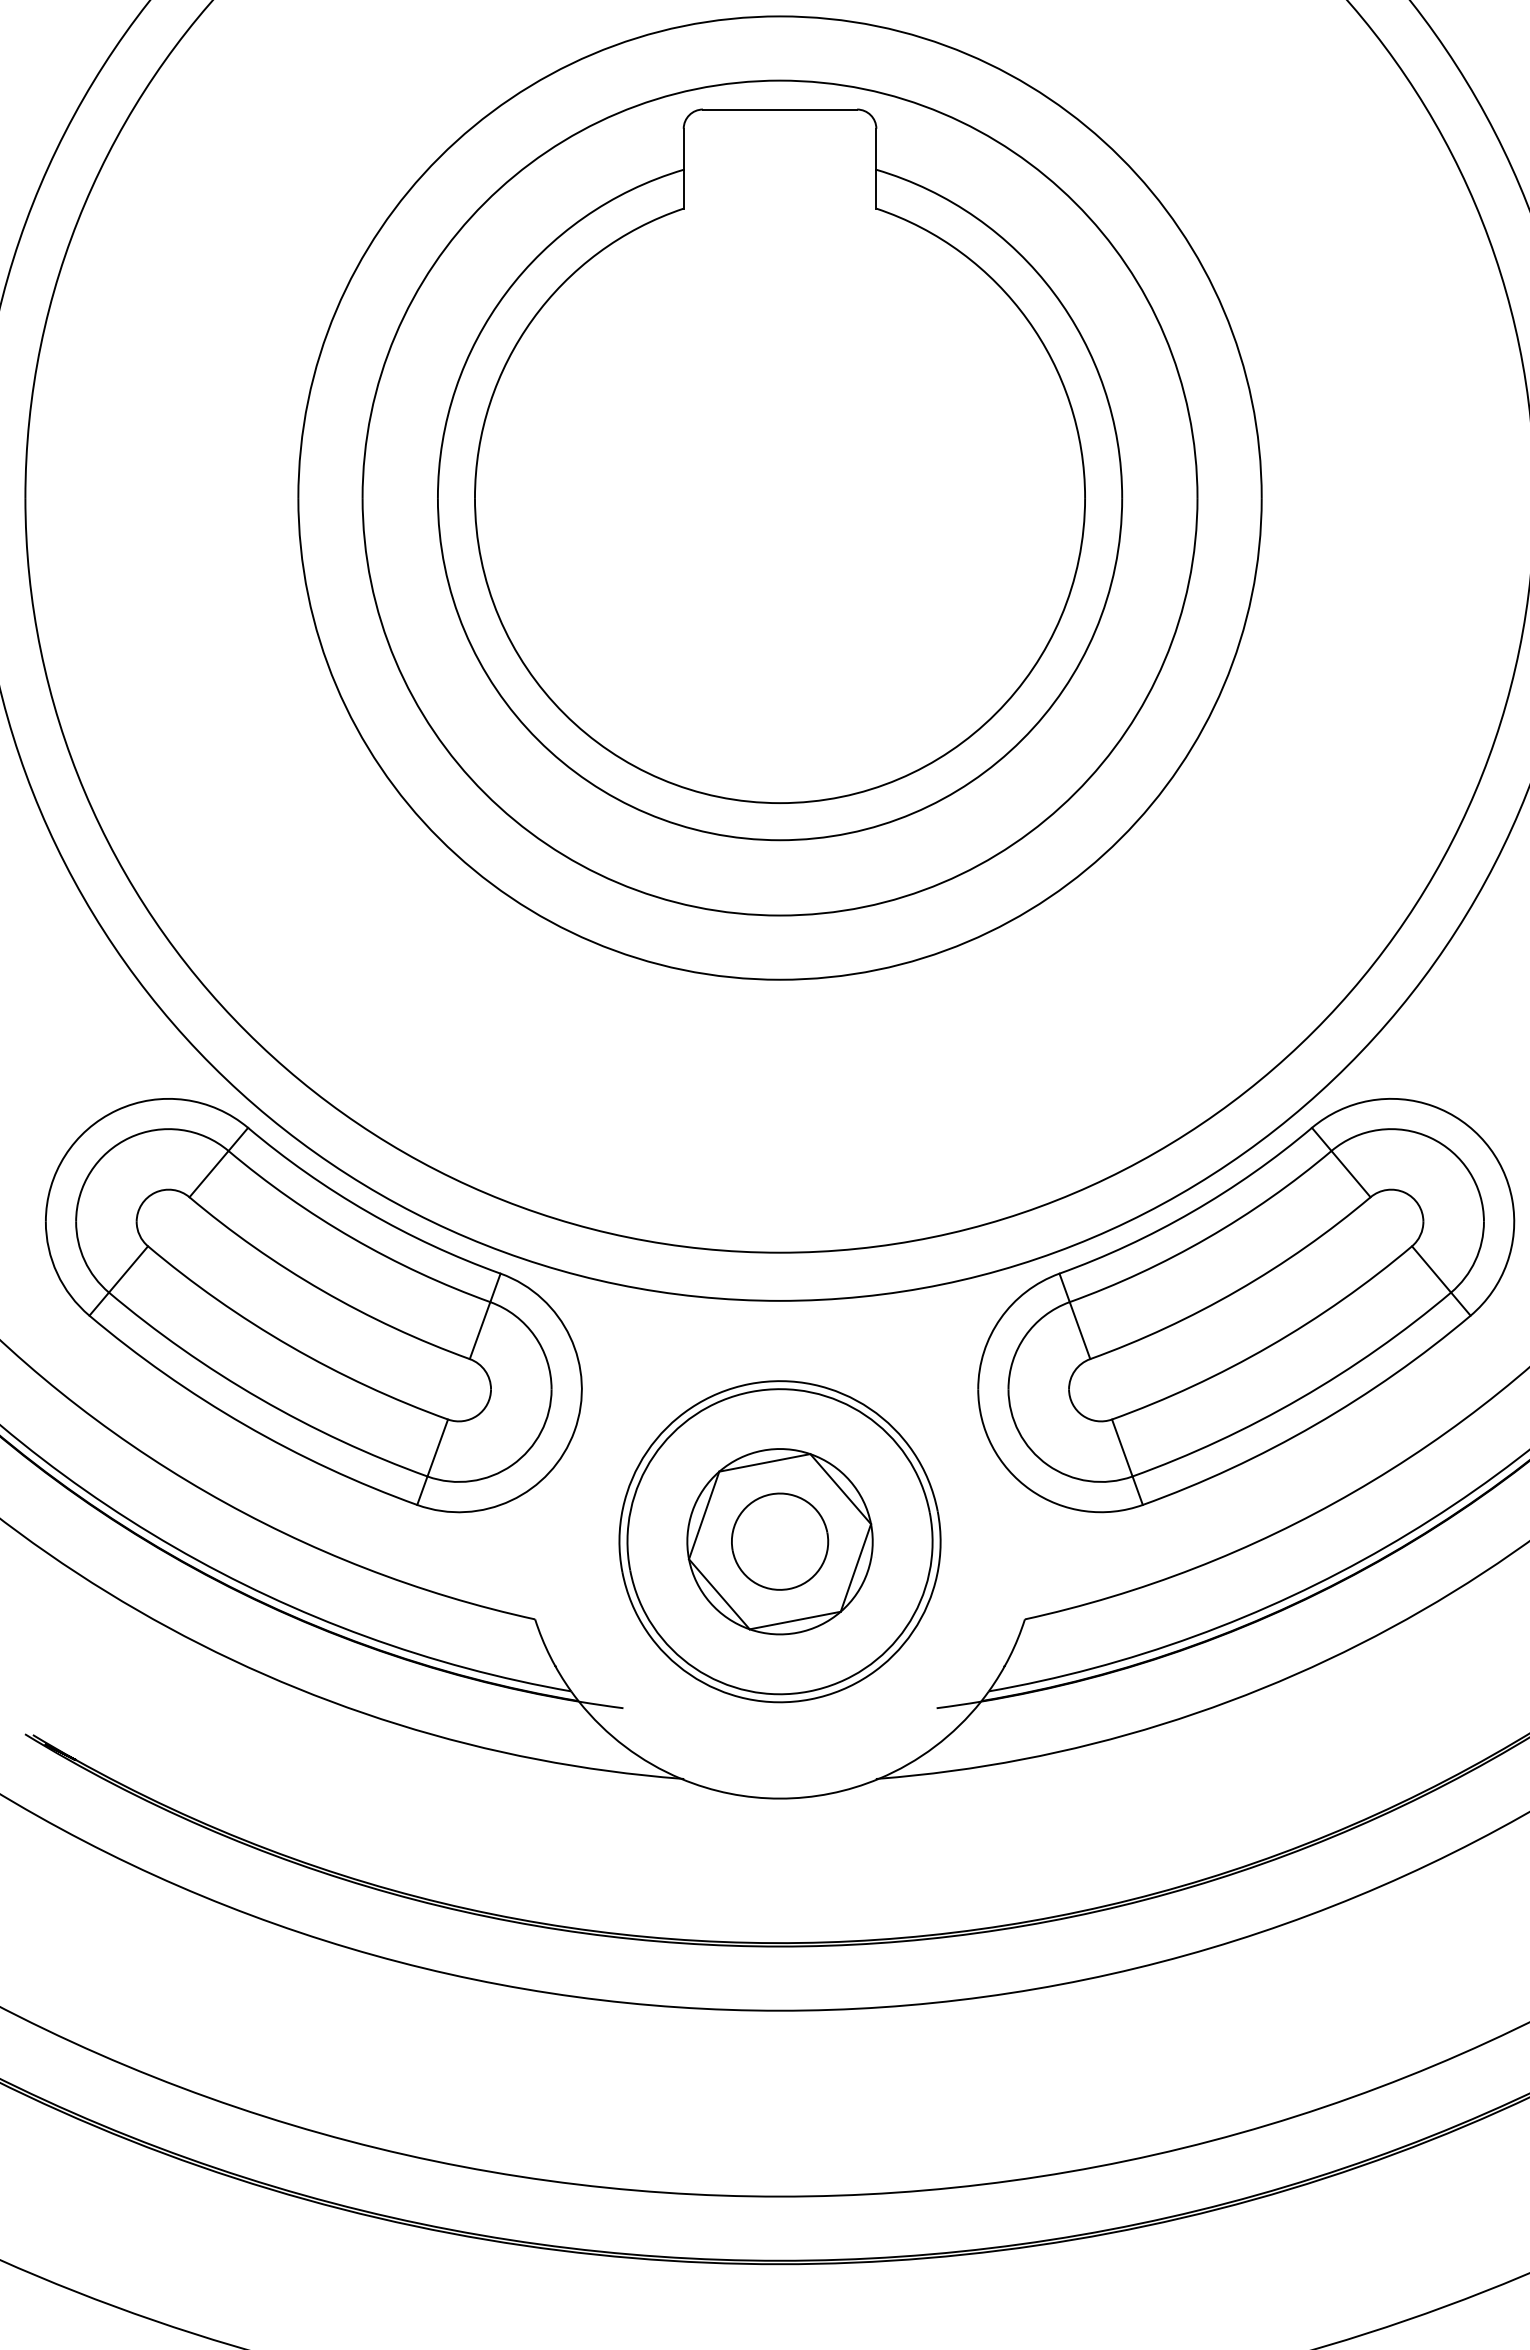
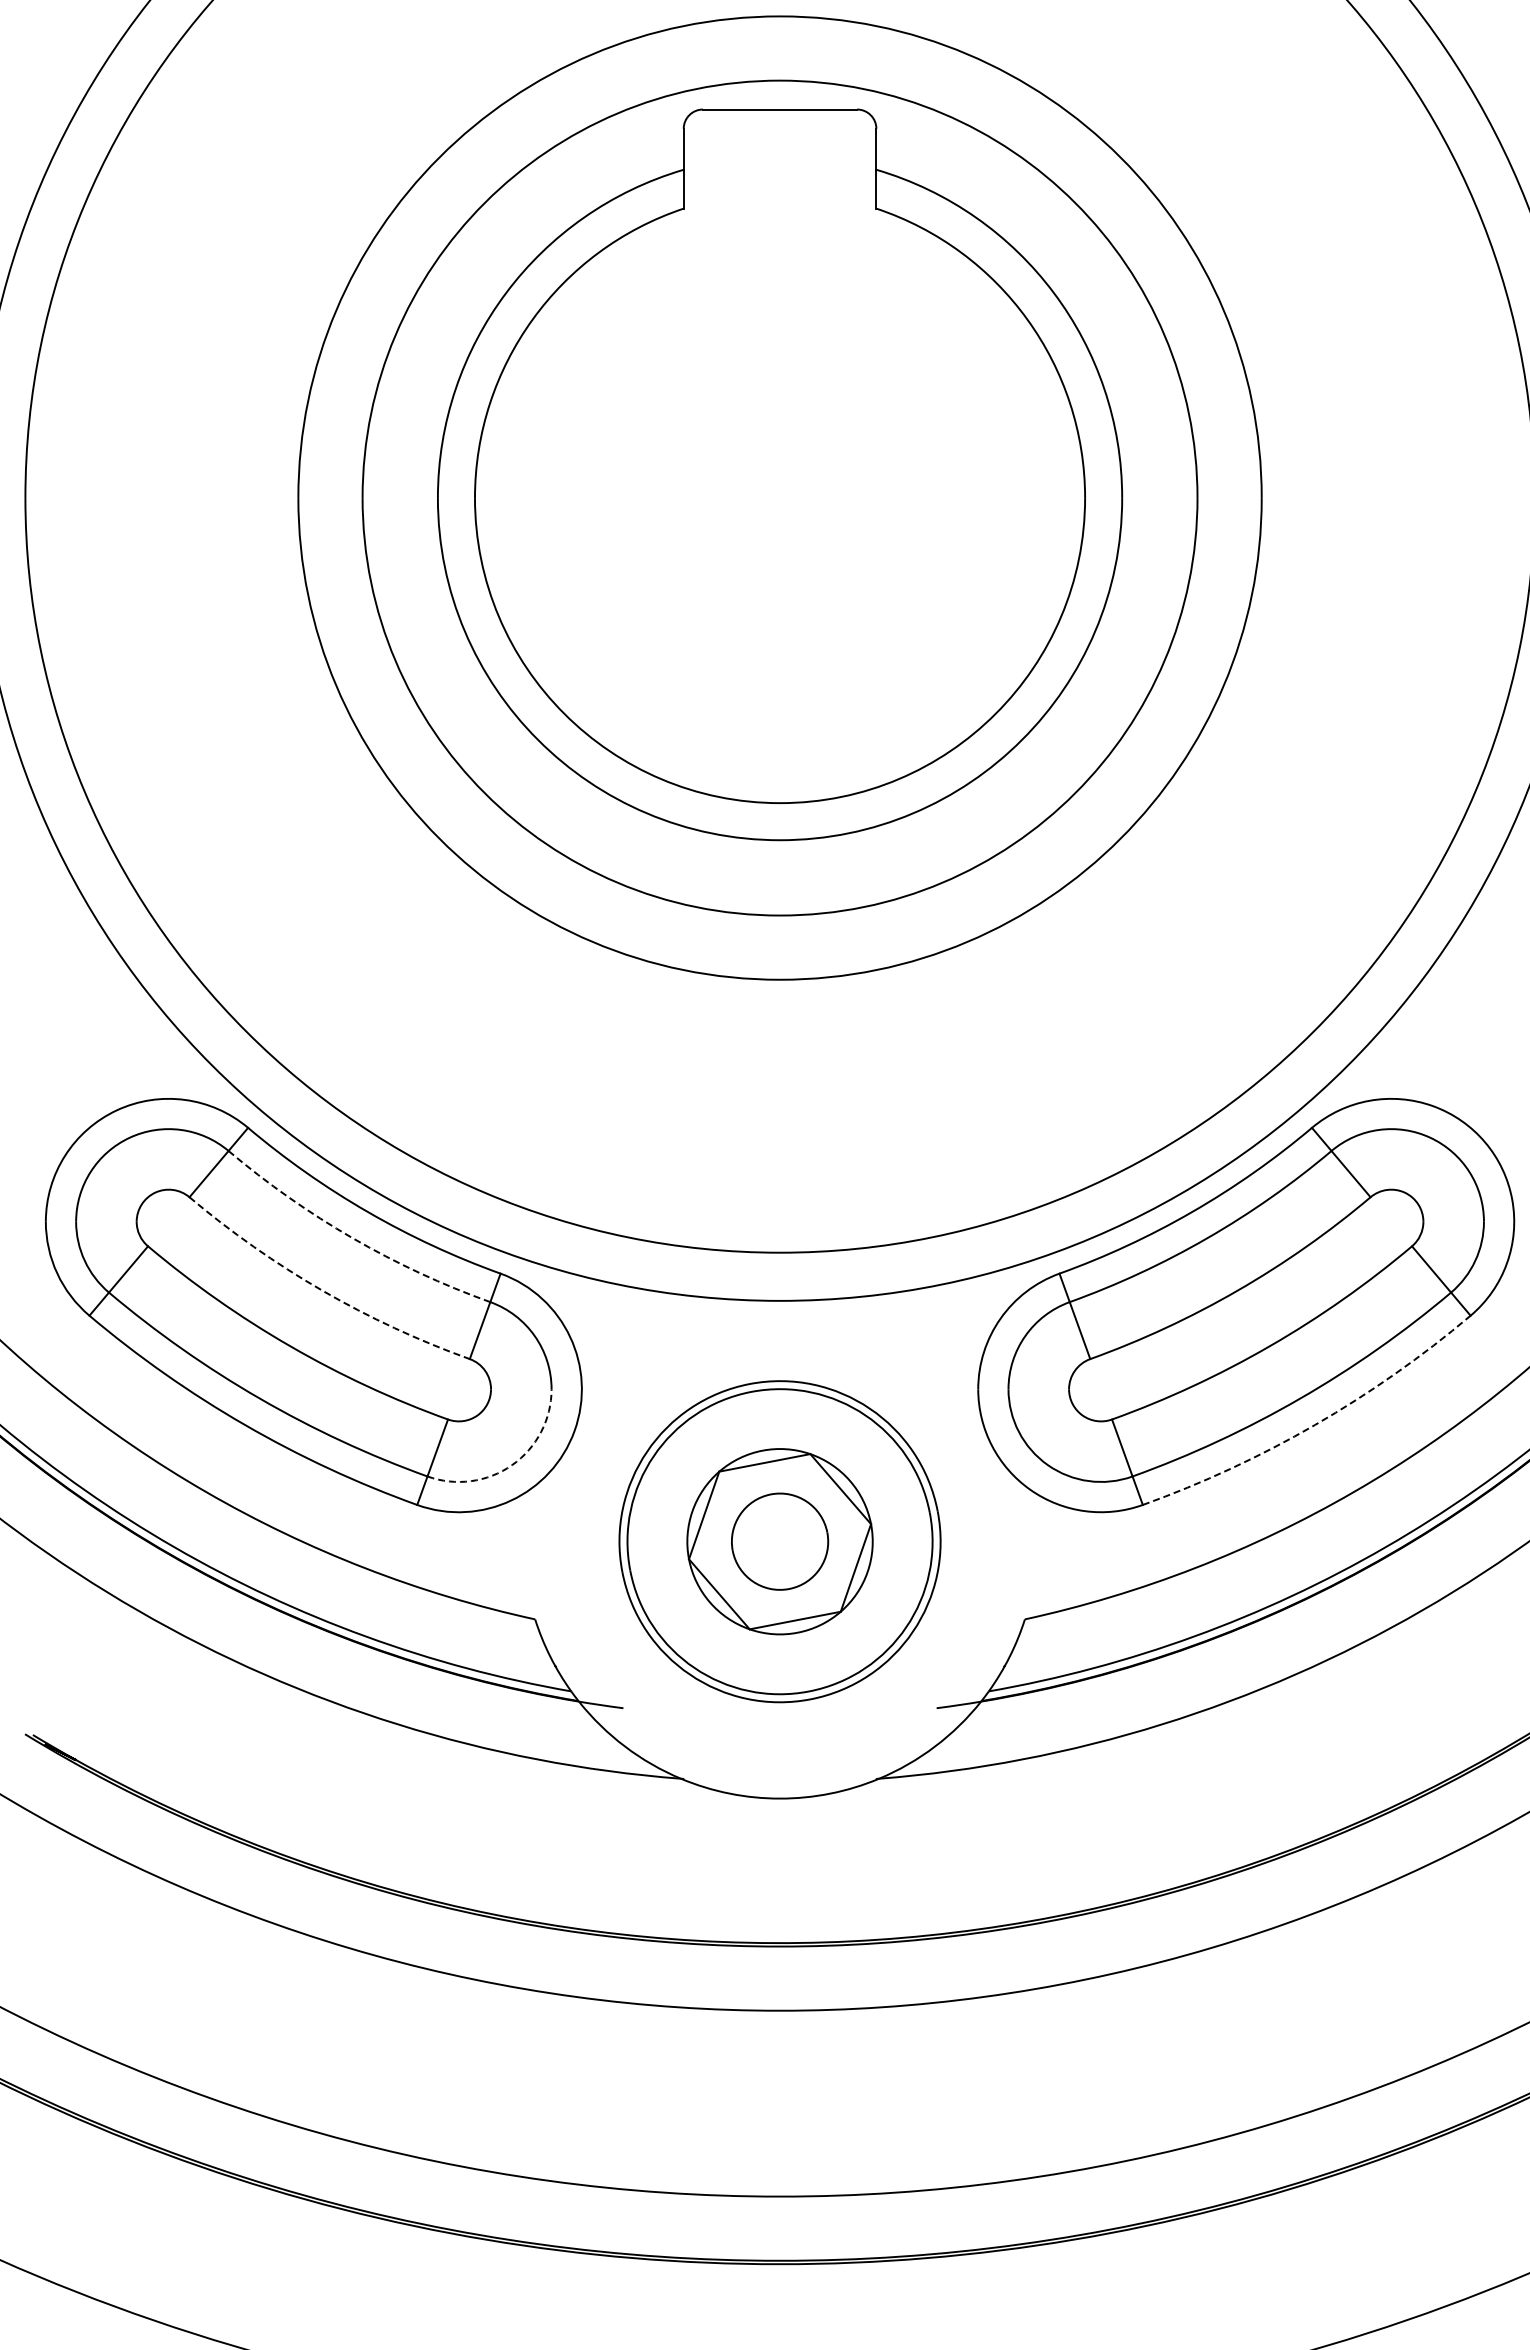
arc: solid -> dashed (352, 1238)
arc: solid -> dashed (322, 1290)
arc: solid -> dashed (1315, 1424)
arc: solid -> dashed (512, 1465)
